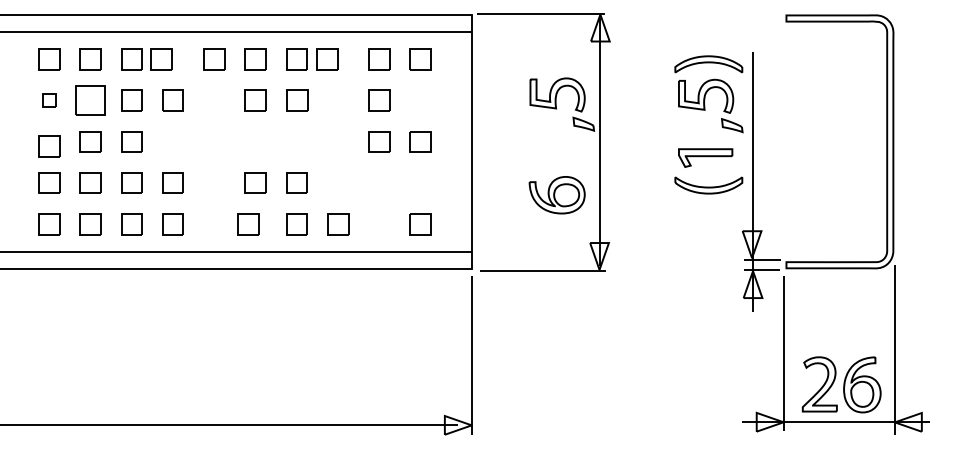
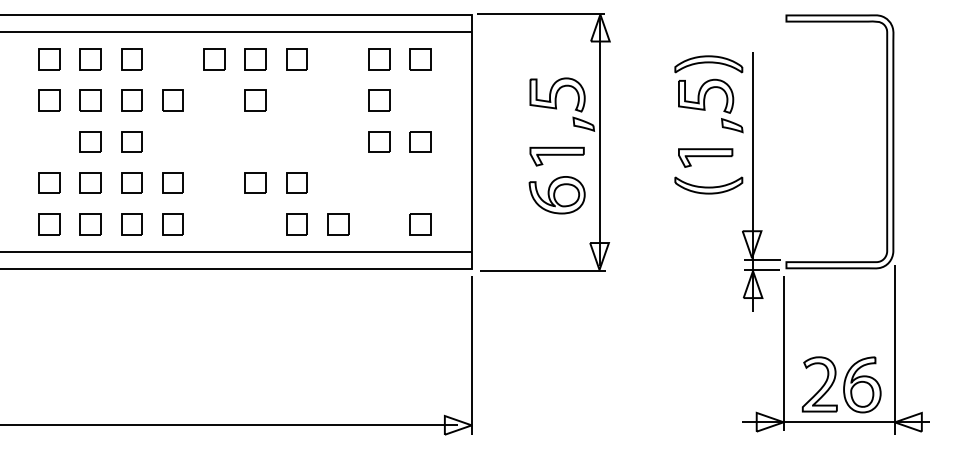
part: present -> none (161, 59)
part: present -> none (327, 59)
part size: 15x15 px -> 23x23 px (49, 100)
part size: 31x31 px -> 23x23 px (90, 100)
part: present -> none (297, 100)
part: present -> none (49, 146)
part: none -> present (556, 156)
part: present -> none (248, 224)
